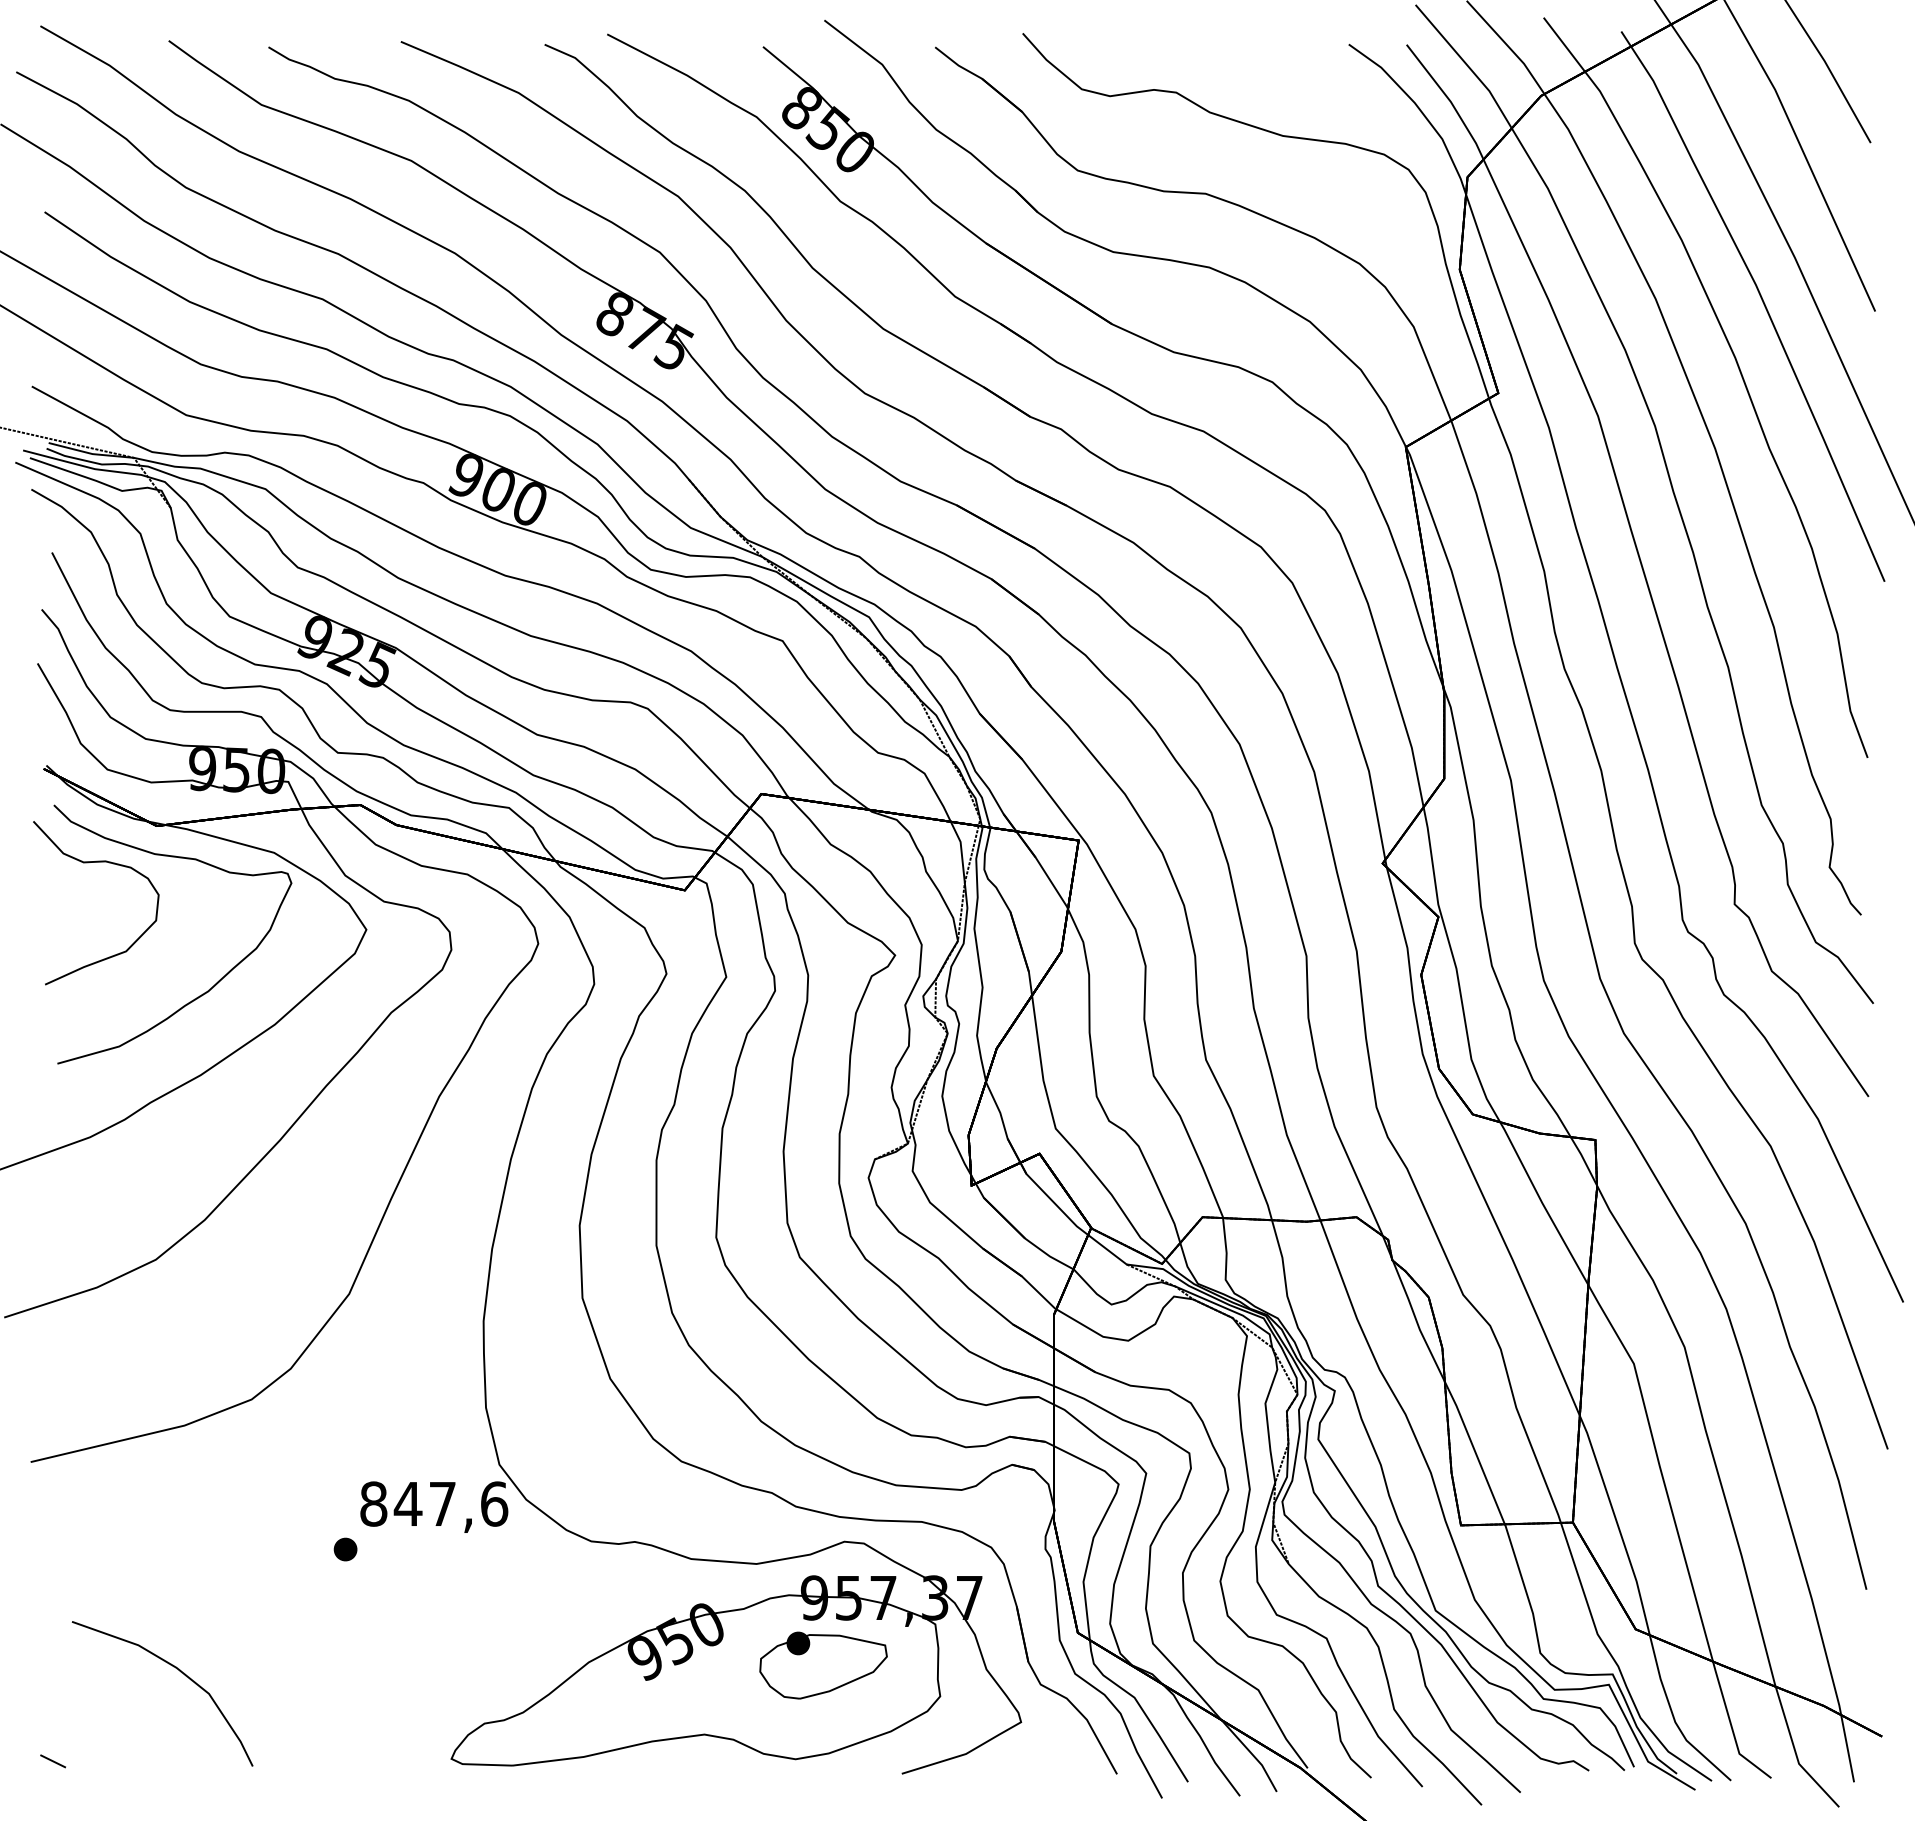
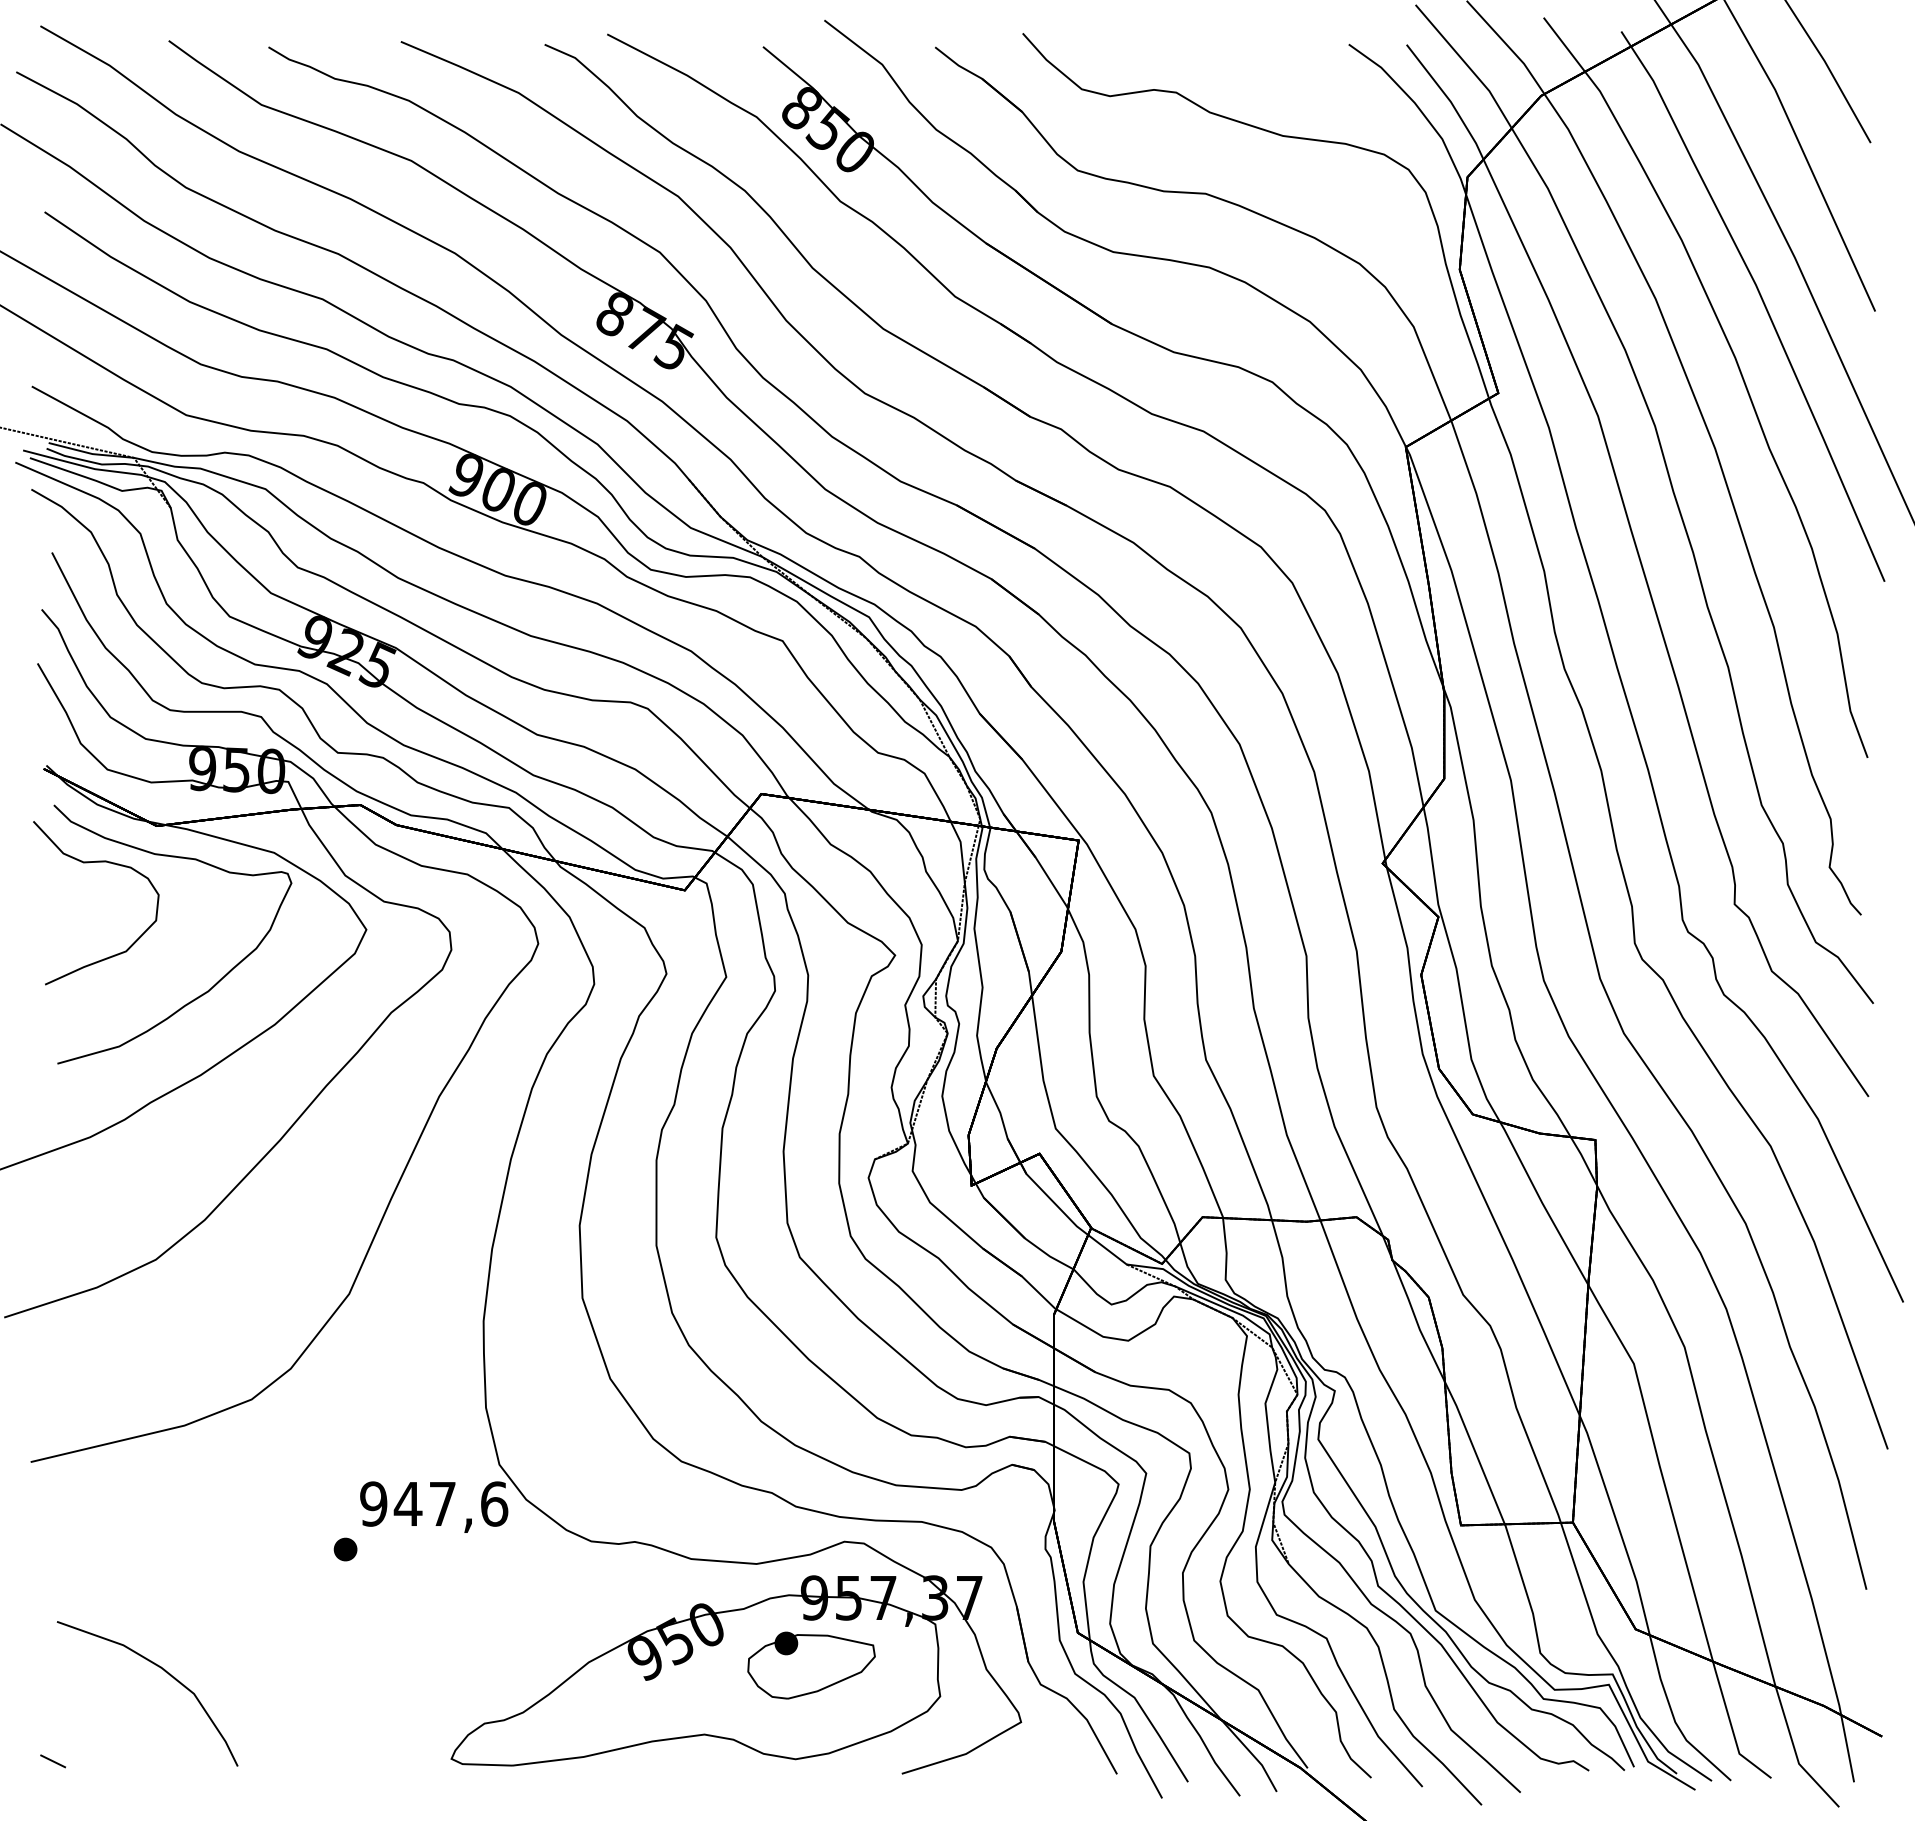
text: 847,6 -> 947,6 (373, 1503)
part position: (823, 1665) -> (811, 1665) (811, 1665)
curve position: (180, 1672) -> (165, 1672) (165, 1672)
